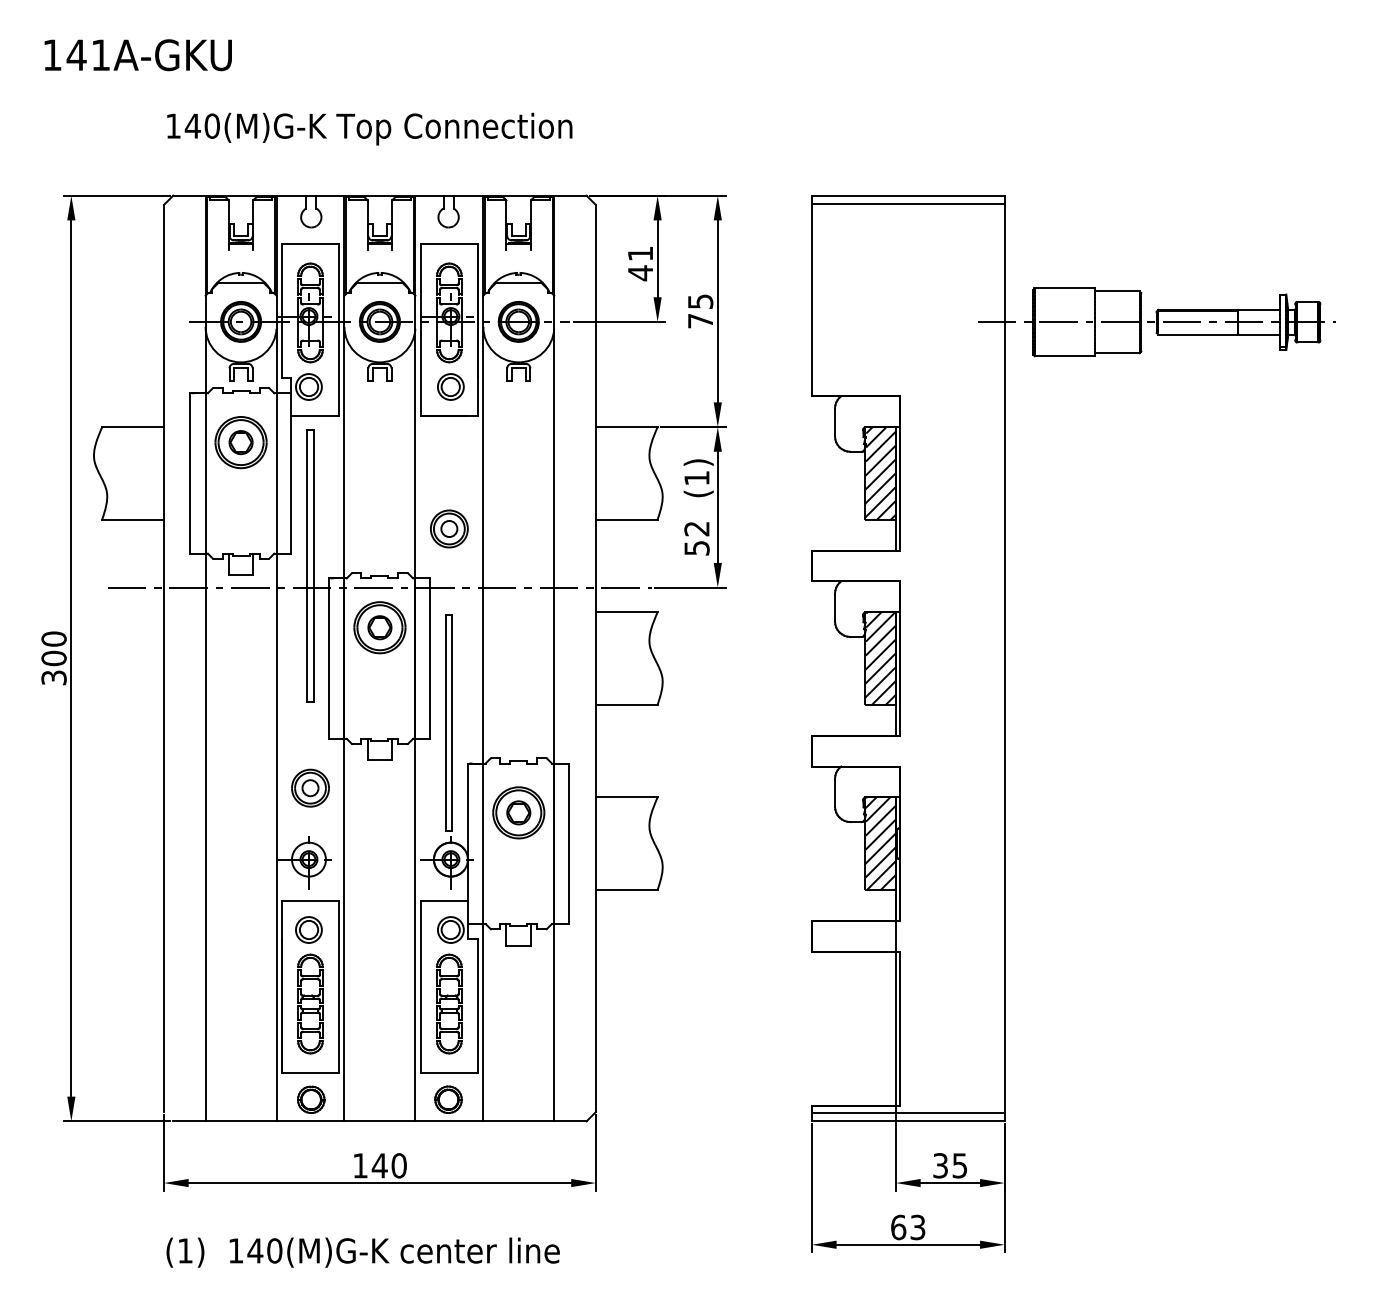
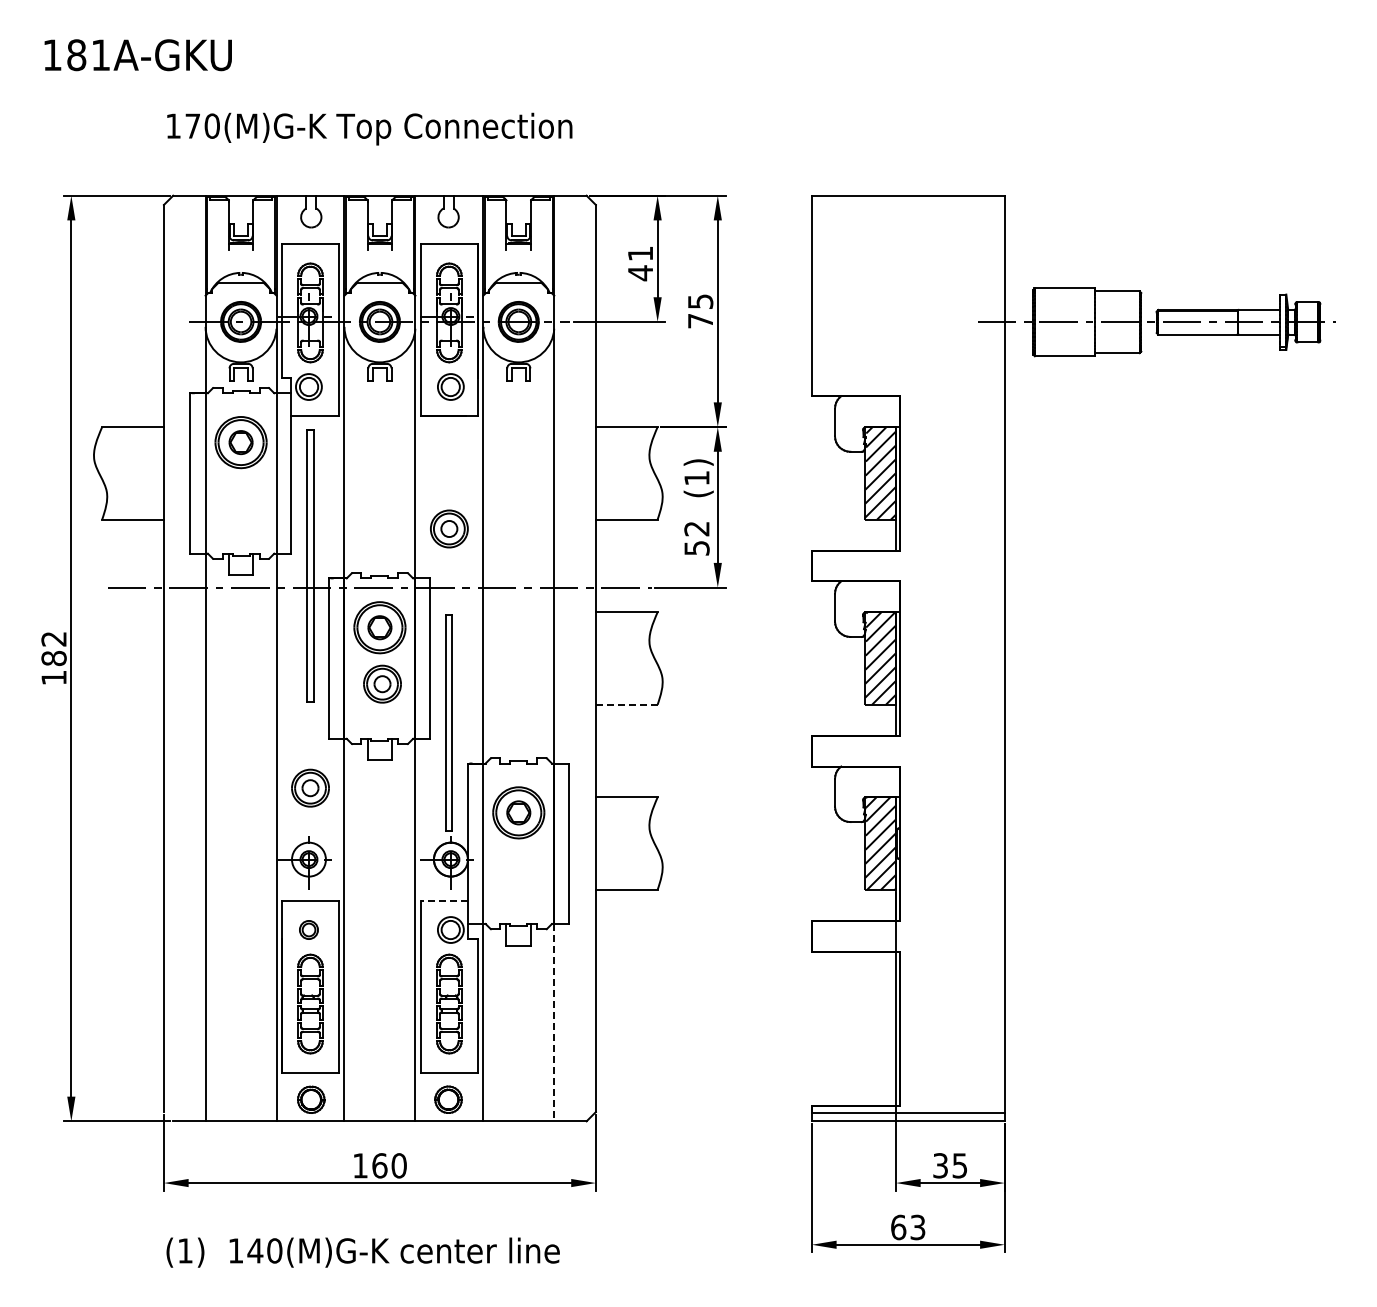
text: 141A-GKU -> 181A-GKU (76, 55)
text: 140(M)G-K -> 170(M)G-K (192, 125)
line: present -> none (907, 204)
text: 300 -> 182 (53, 658)
part: none -> present (382, 683)
line: solid -> dashed (626, 704)
line: solid -> dashed (443, 901)
part size: 28x28 px -> 20x20 px (308, 929)
line: solid -> dashed (554, 1022)
text: 140 -> 160 (379, 1165)
